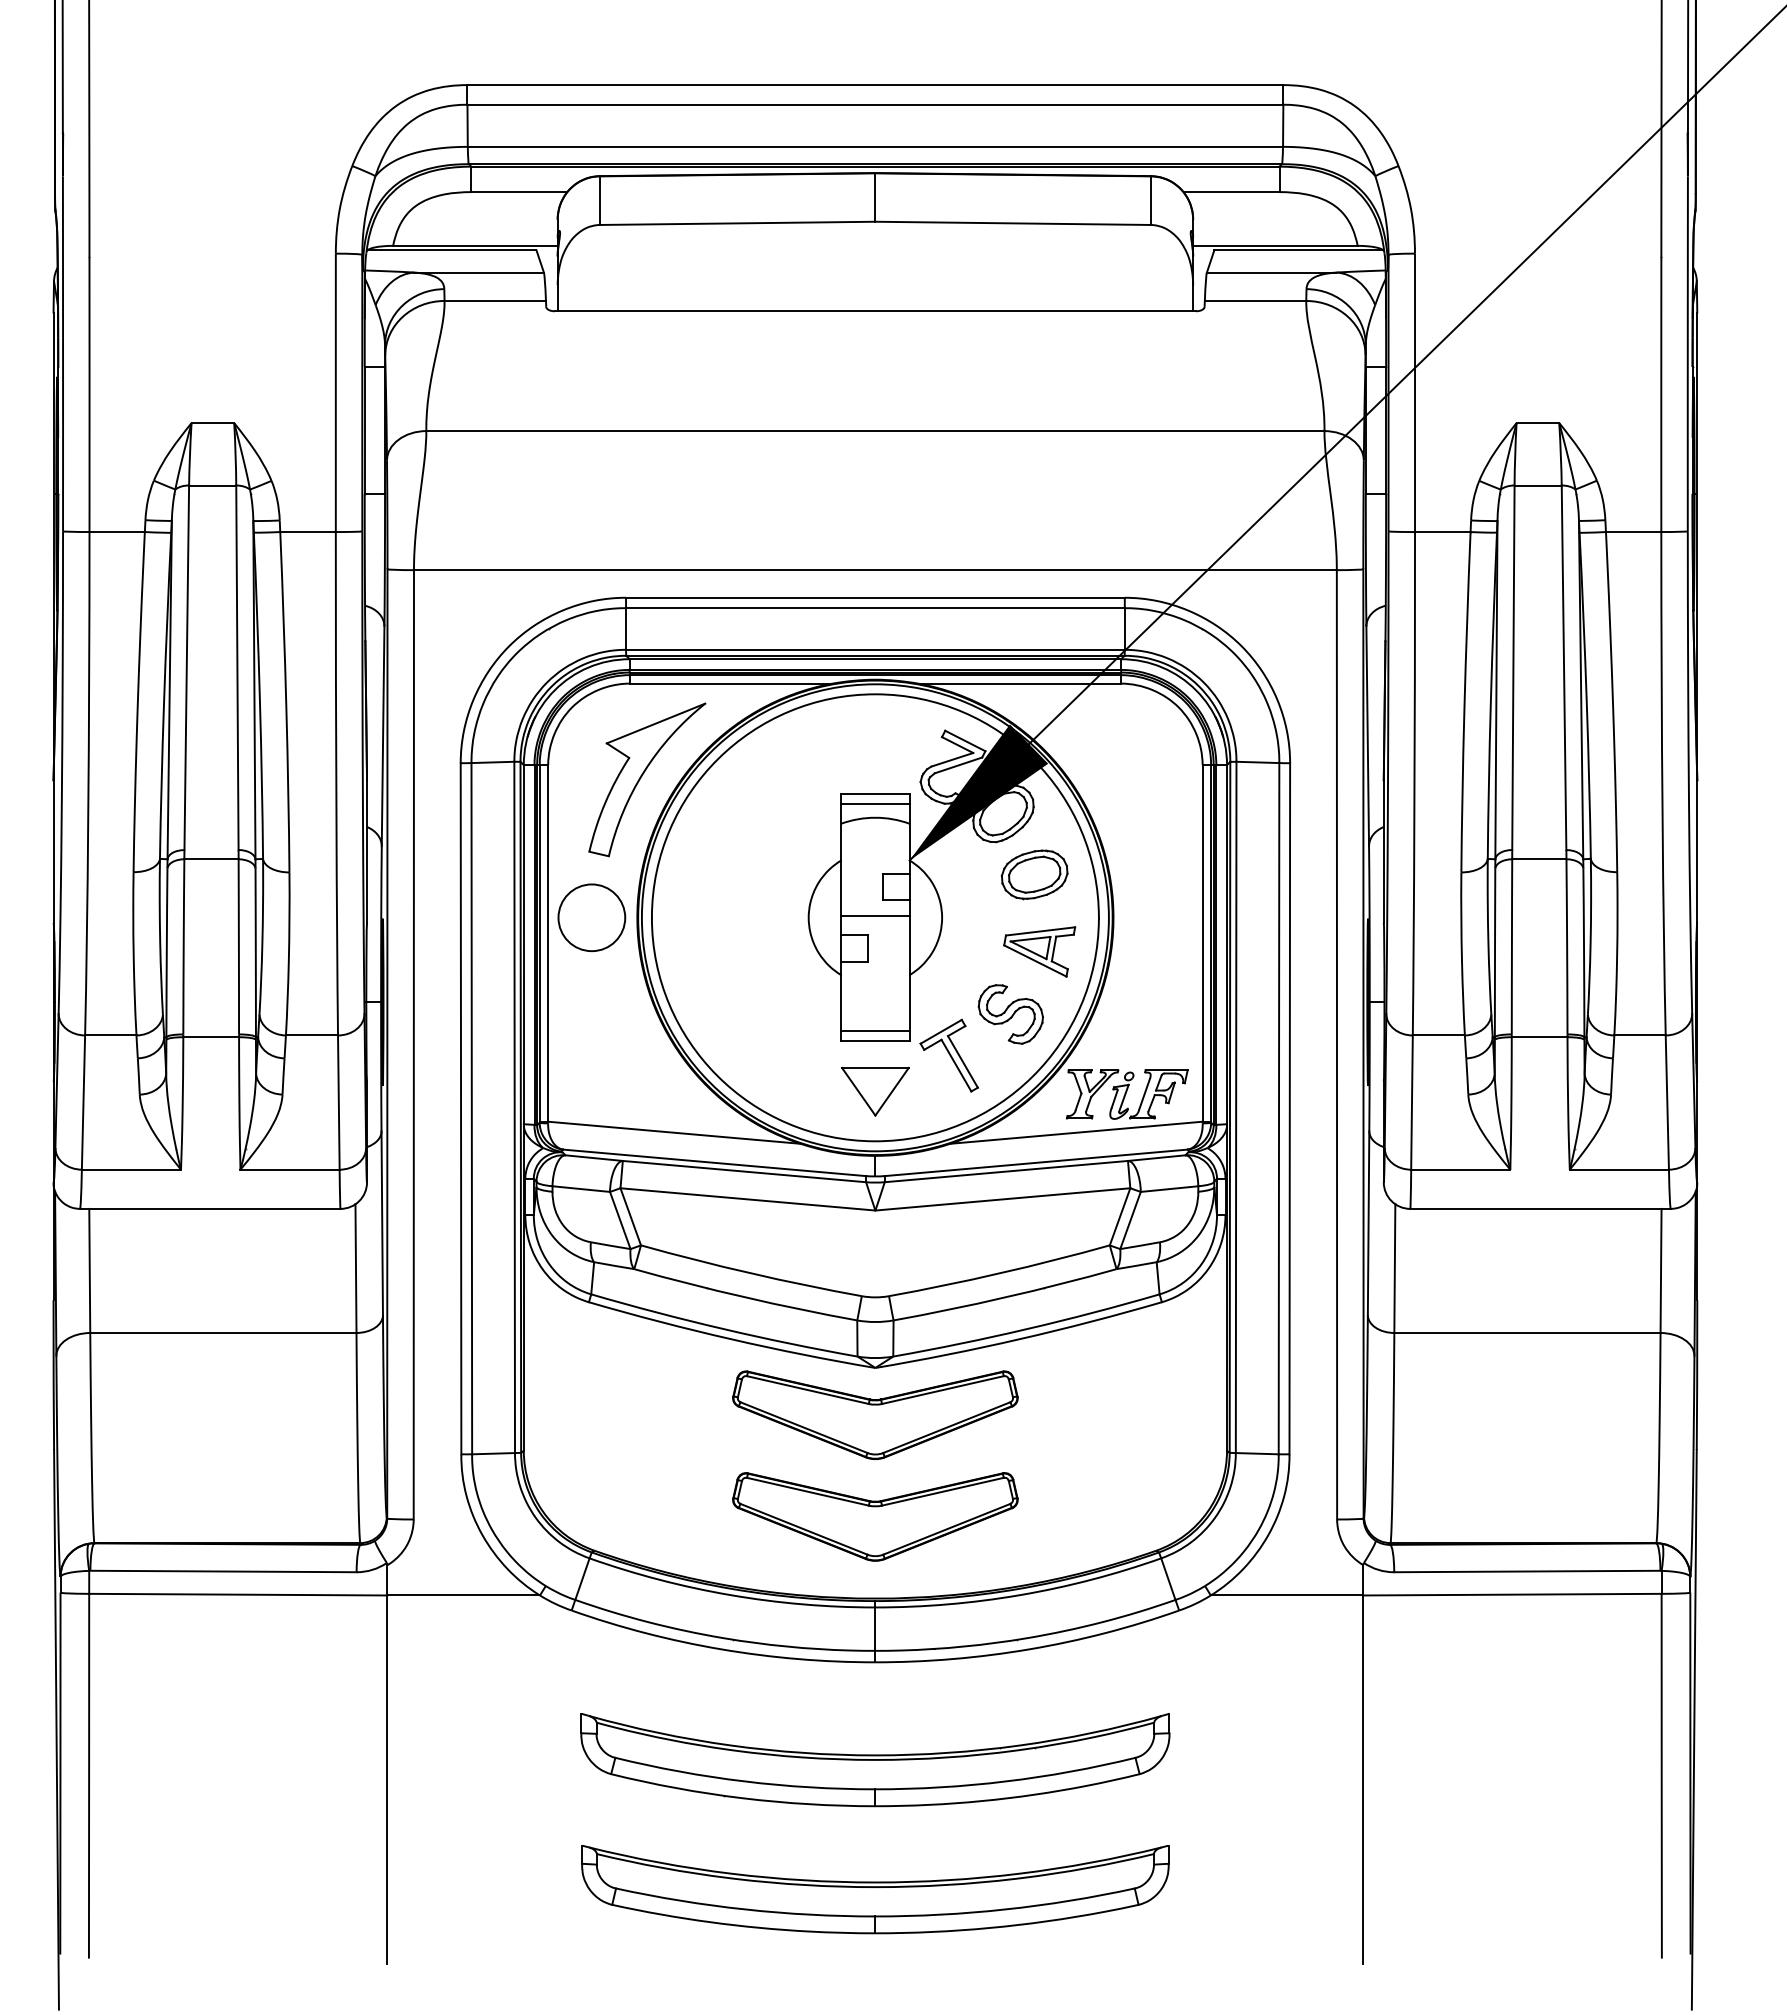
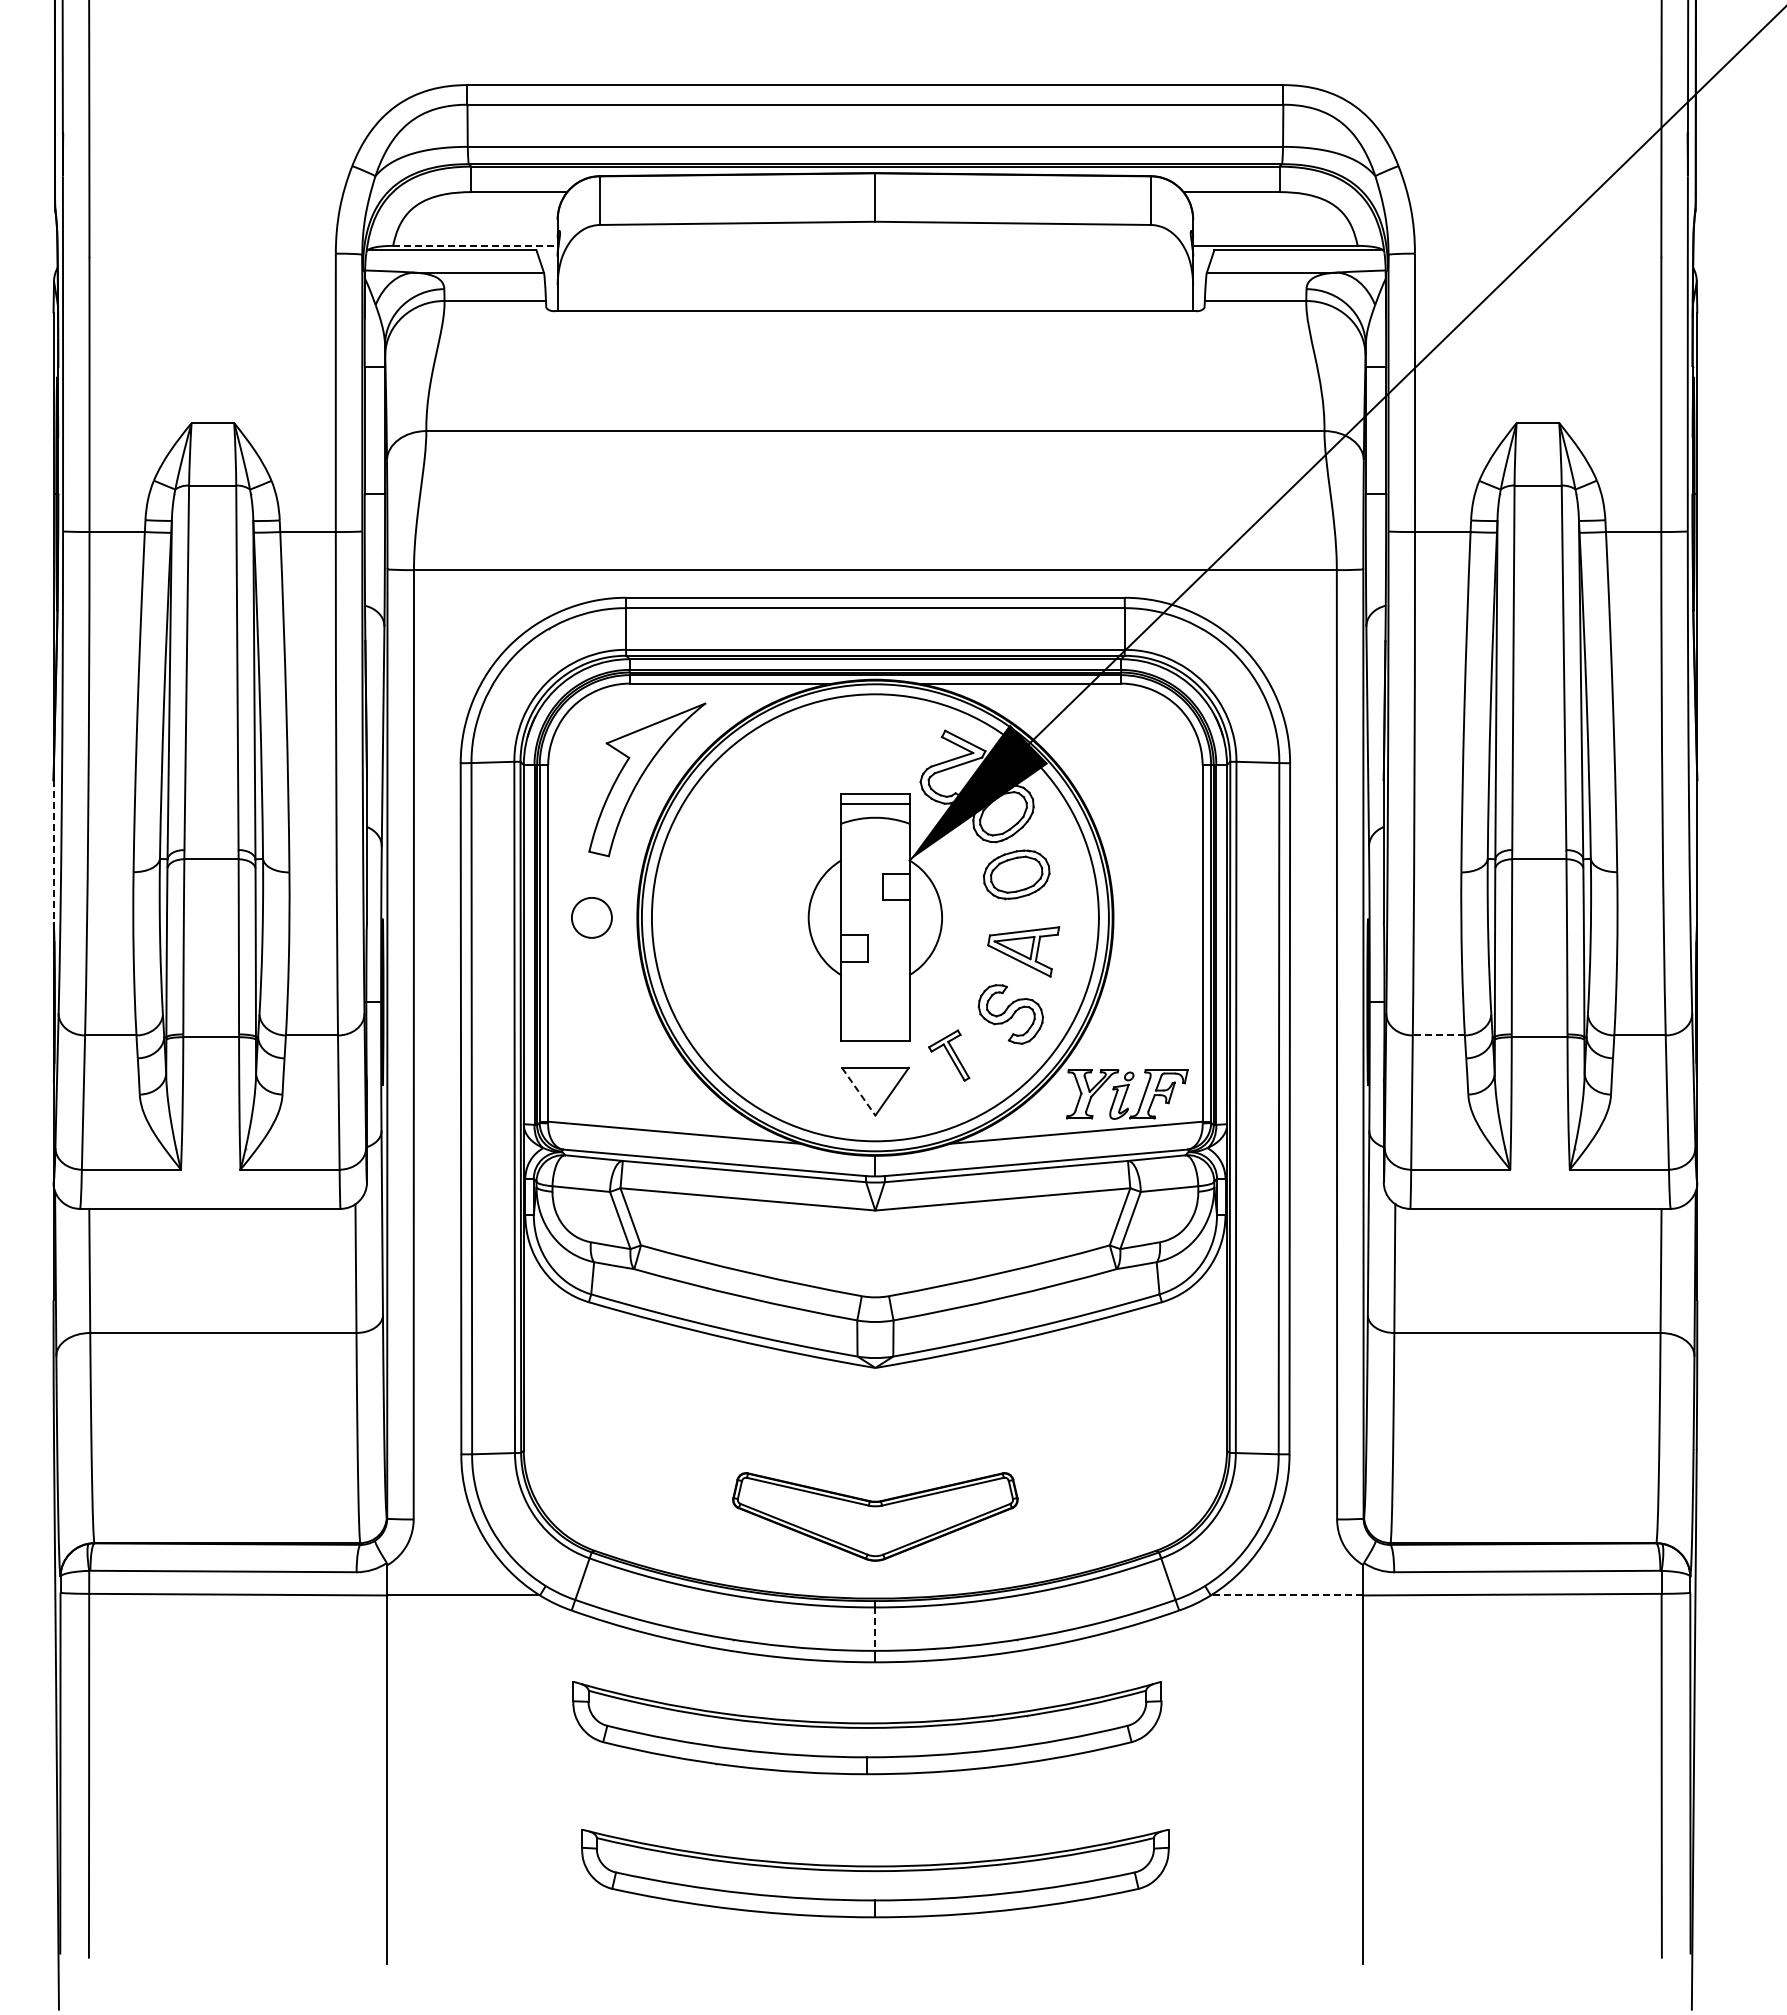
line: solid -> dashed (475, 245)
line: solid -> dashed (53, 852)
part position: (1034, 874) -> (1016, 874) (1016, 874)
line: present -> none (875, 915)
circle size: 70x70 px -> 42x42 px (591, 917)
part position: (1039, 951) -> (1023, 951) (1023, 951)
line: present -> none (875, 1031)
line: solid -> dashed (1438, 1035)
part size: 60x75 px -> 43x53 px (949, 1055)
line: solid -> dashed (859, 1092)
part: present -> none (875, 1414)
line: solid -> dashed (1286, 1595)
line: solid -> dashed (875, 1629)
part position: (875, 1760) -> (867, 1728) (867, 1728)
part position: (875, 1889) -> (875, 1873) (875, 1873)
